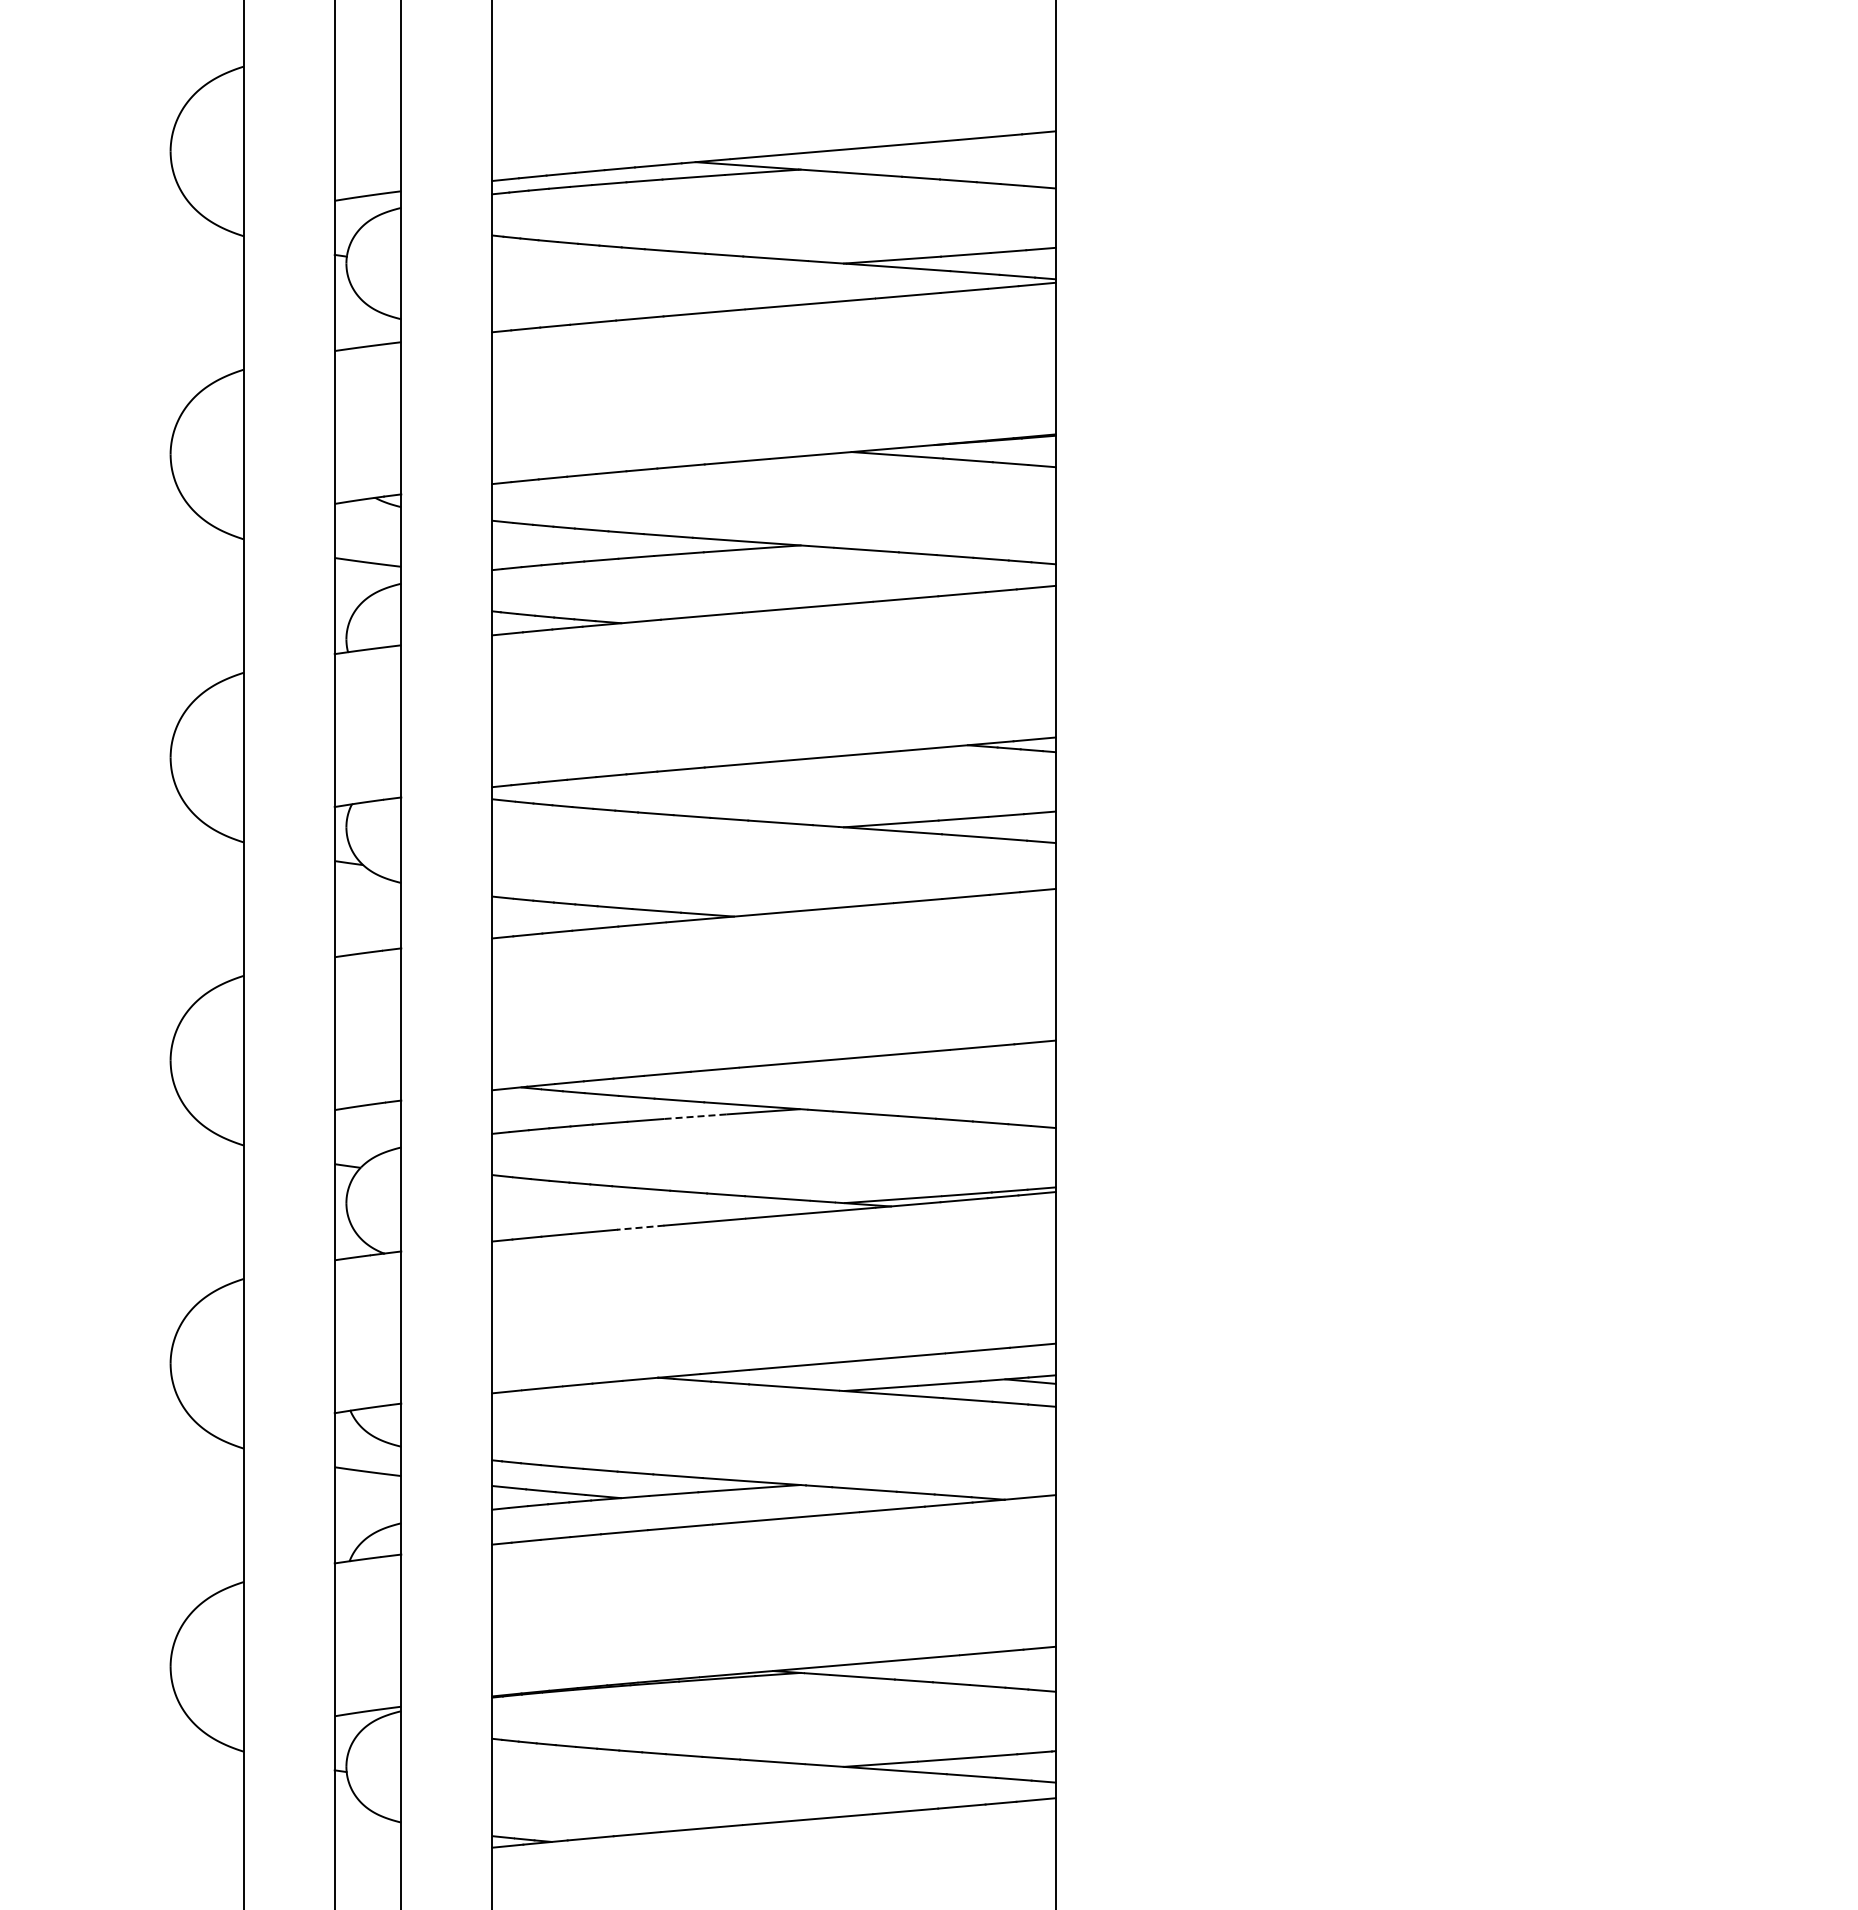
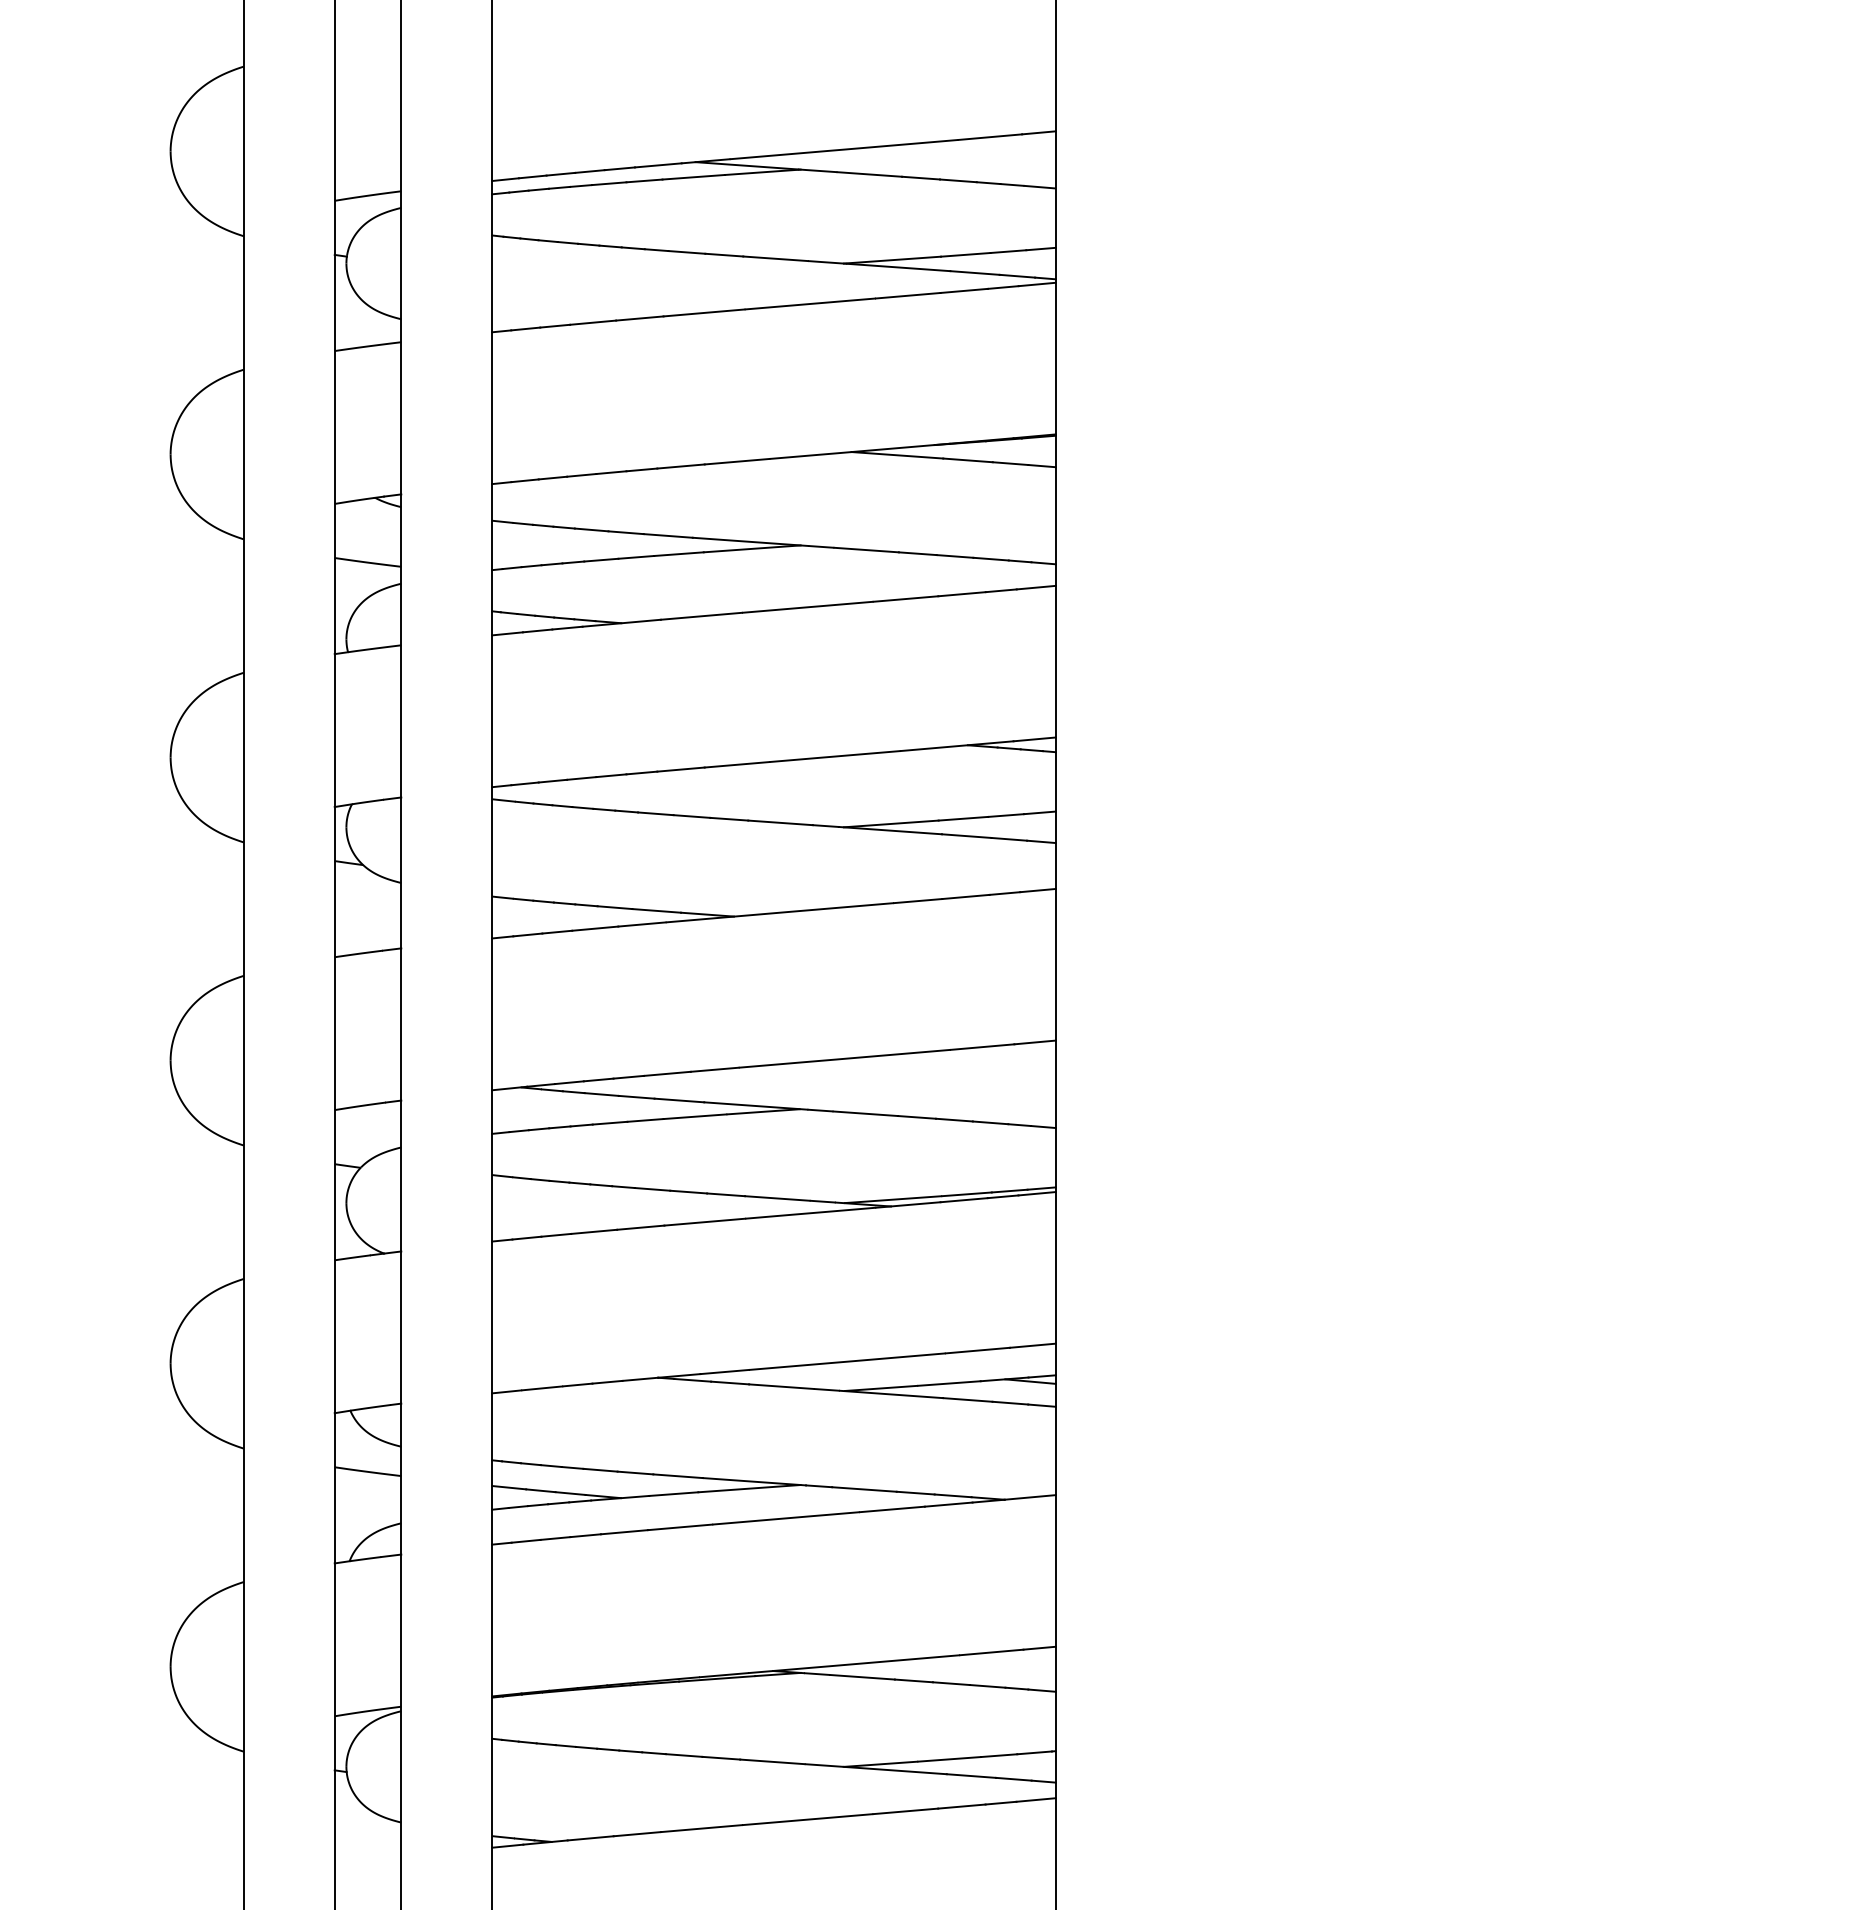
line: dashed -> solid (694, 1116)
line: dashed -> solid (640, 1227)
